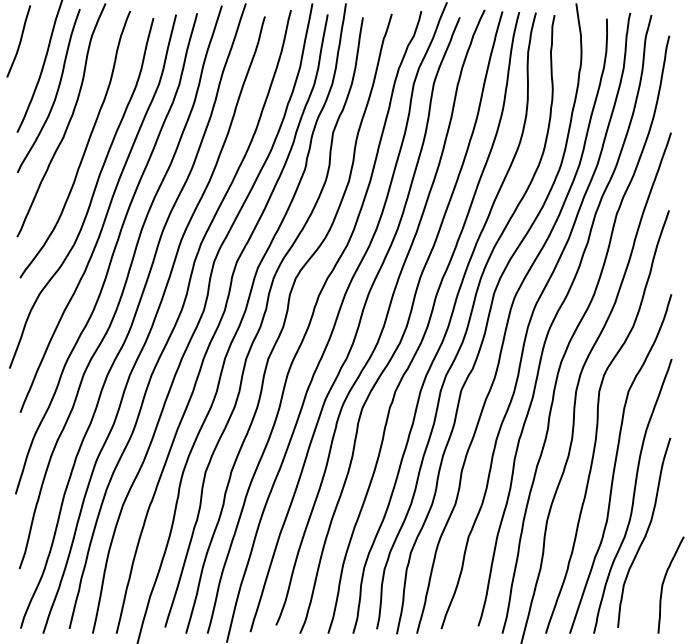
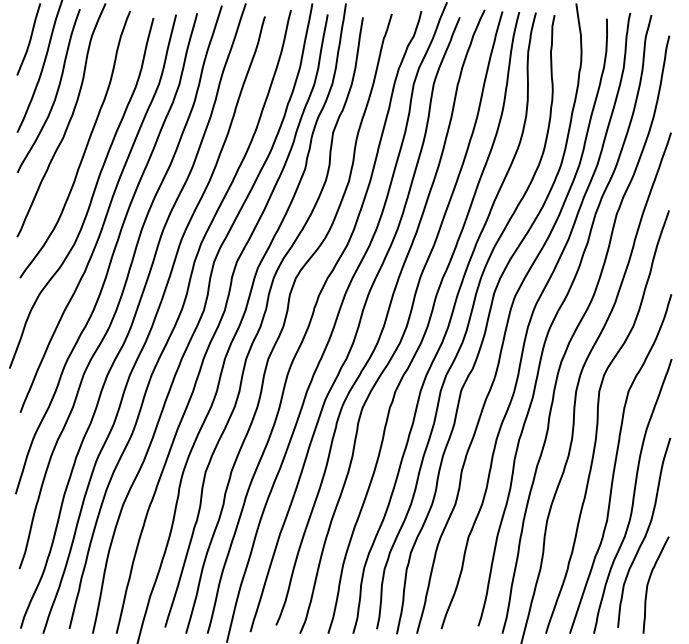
line position: (19, 41) -> (29, 39) (29, 39)
curve position: (664, 582) -> (649, 582) (649, 582)
